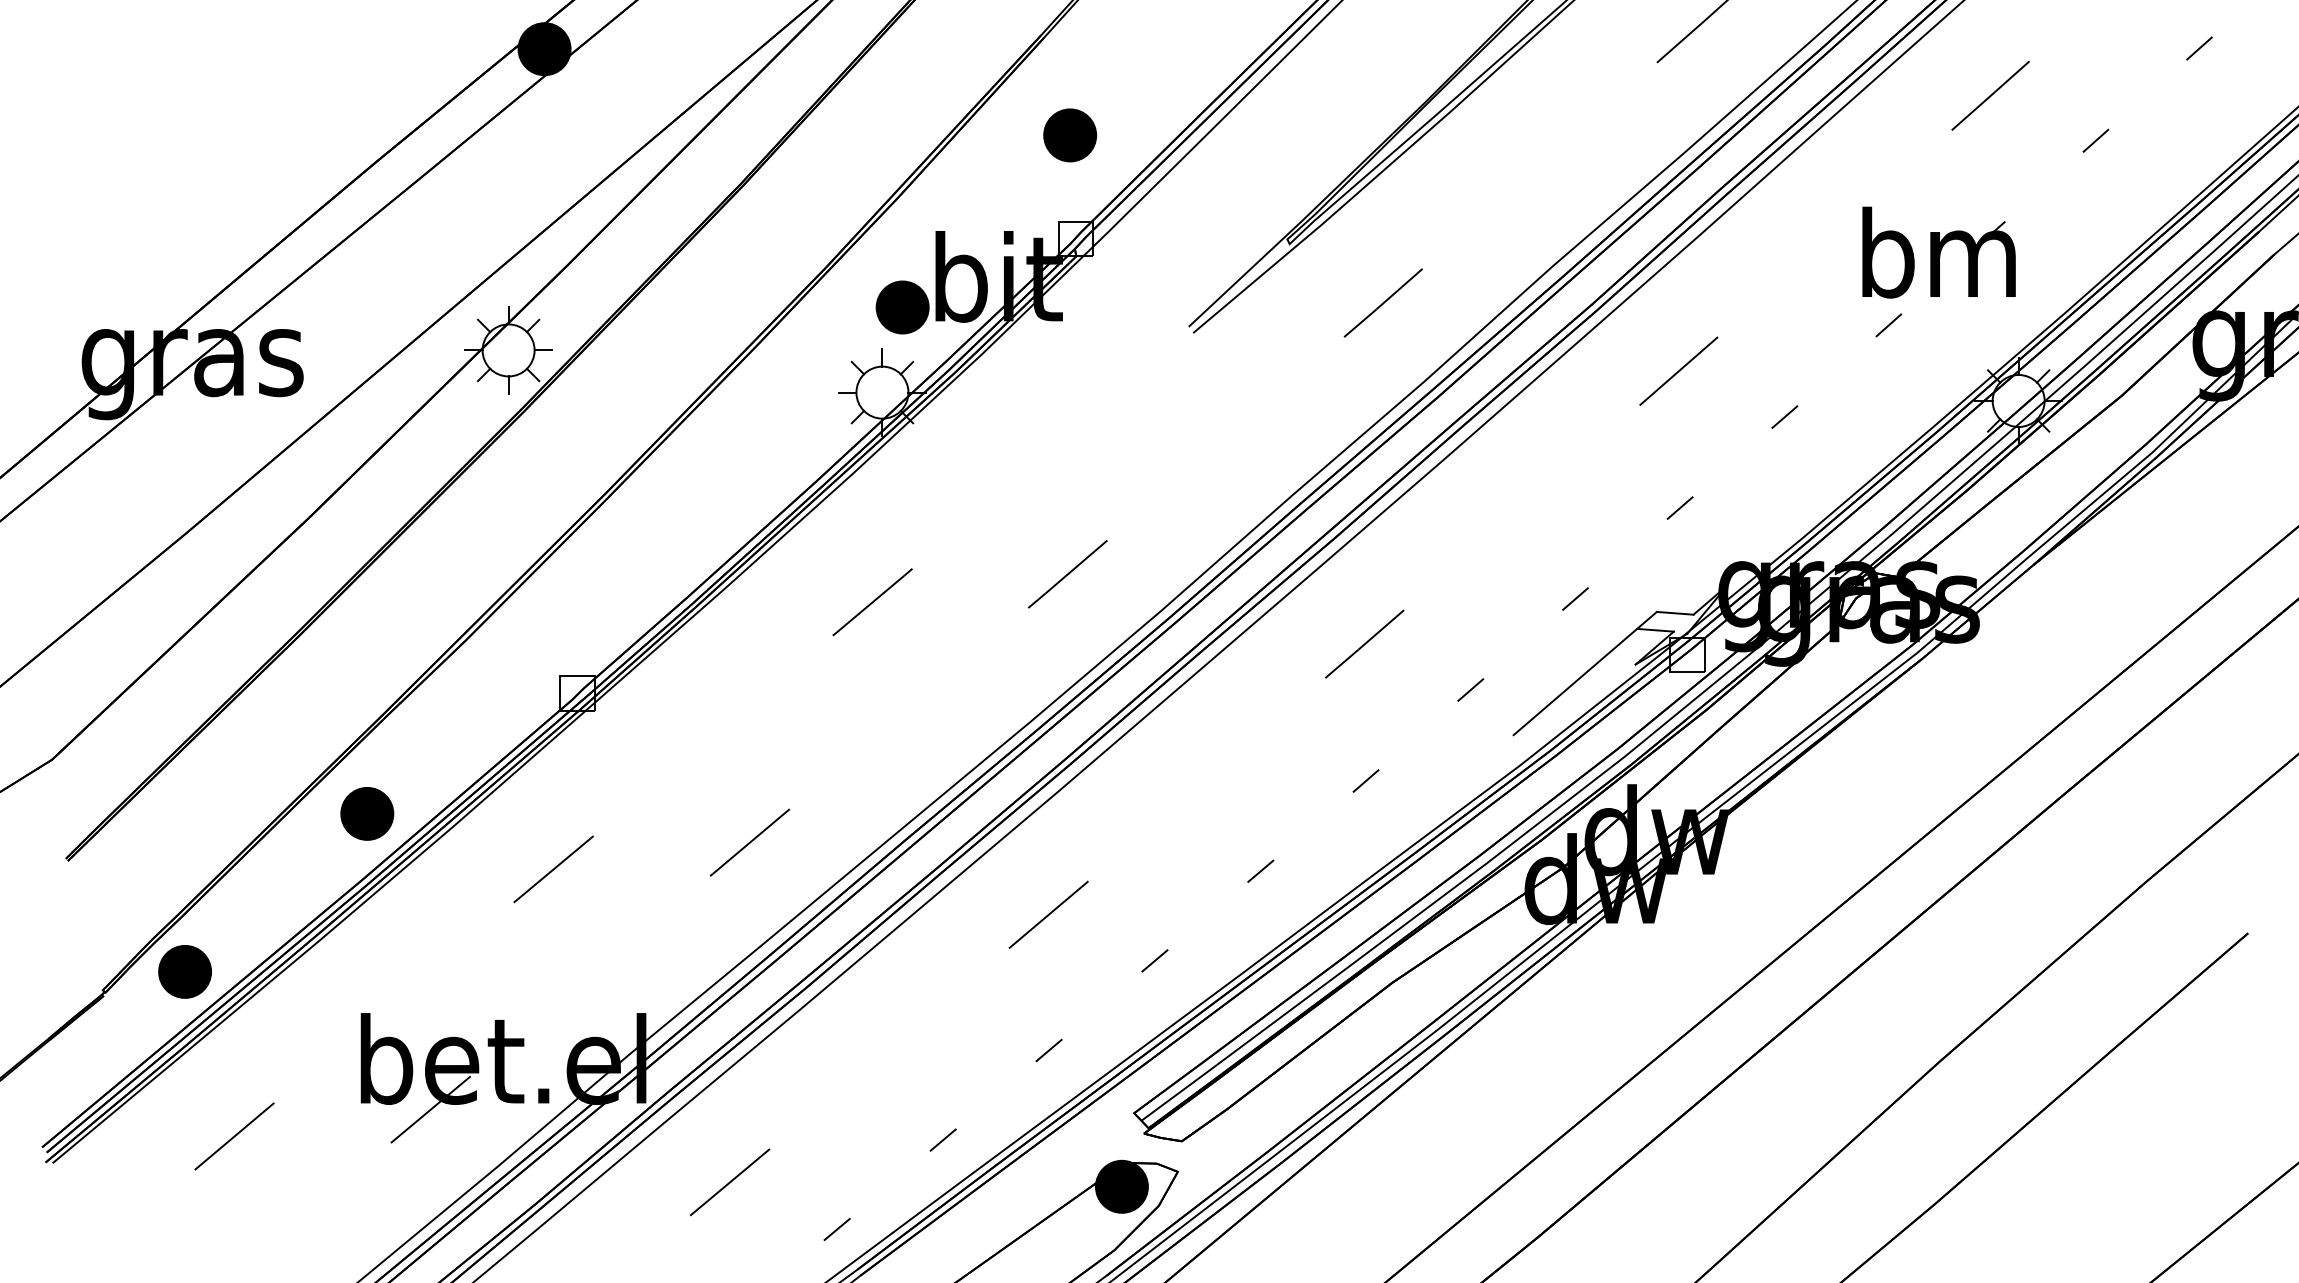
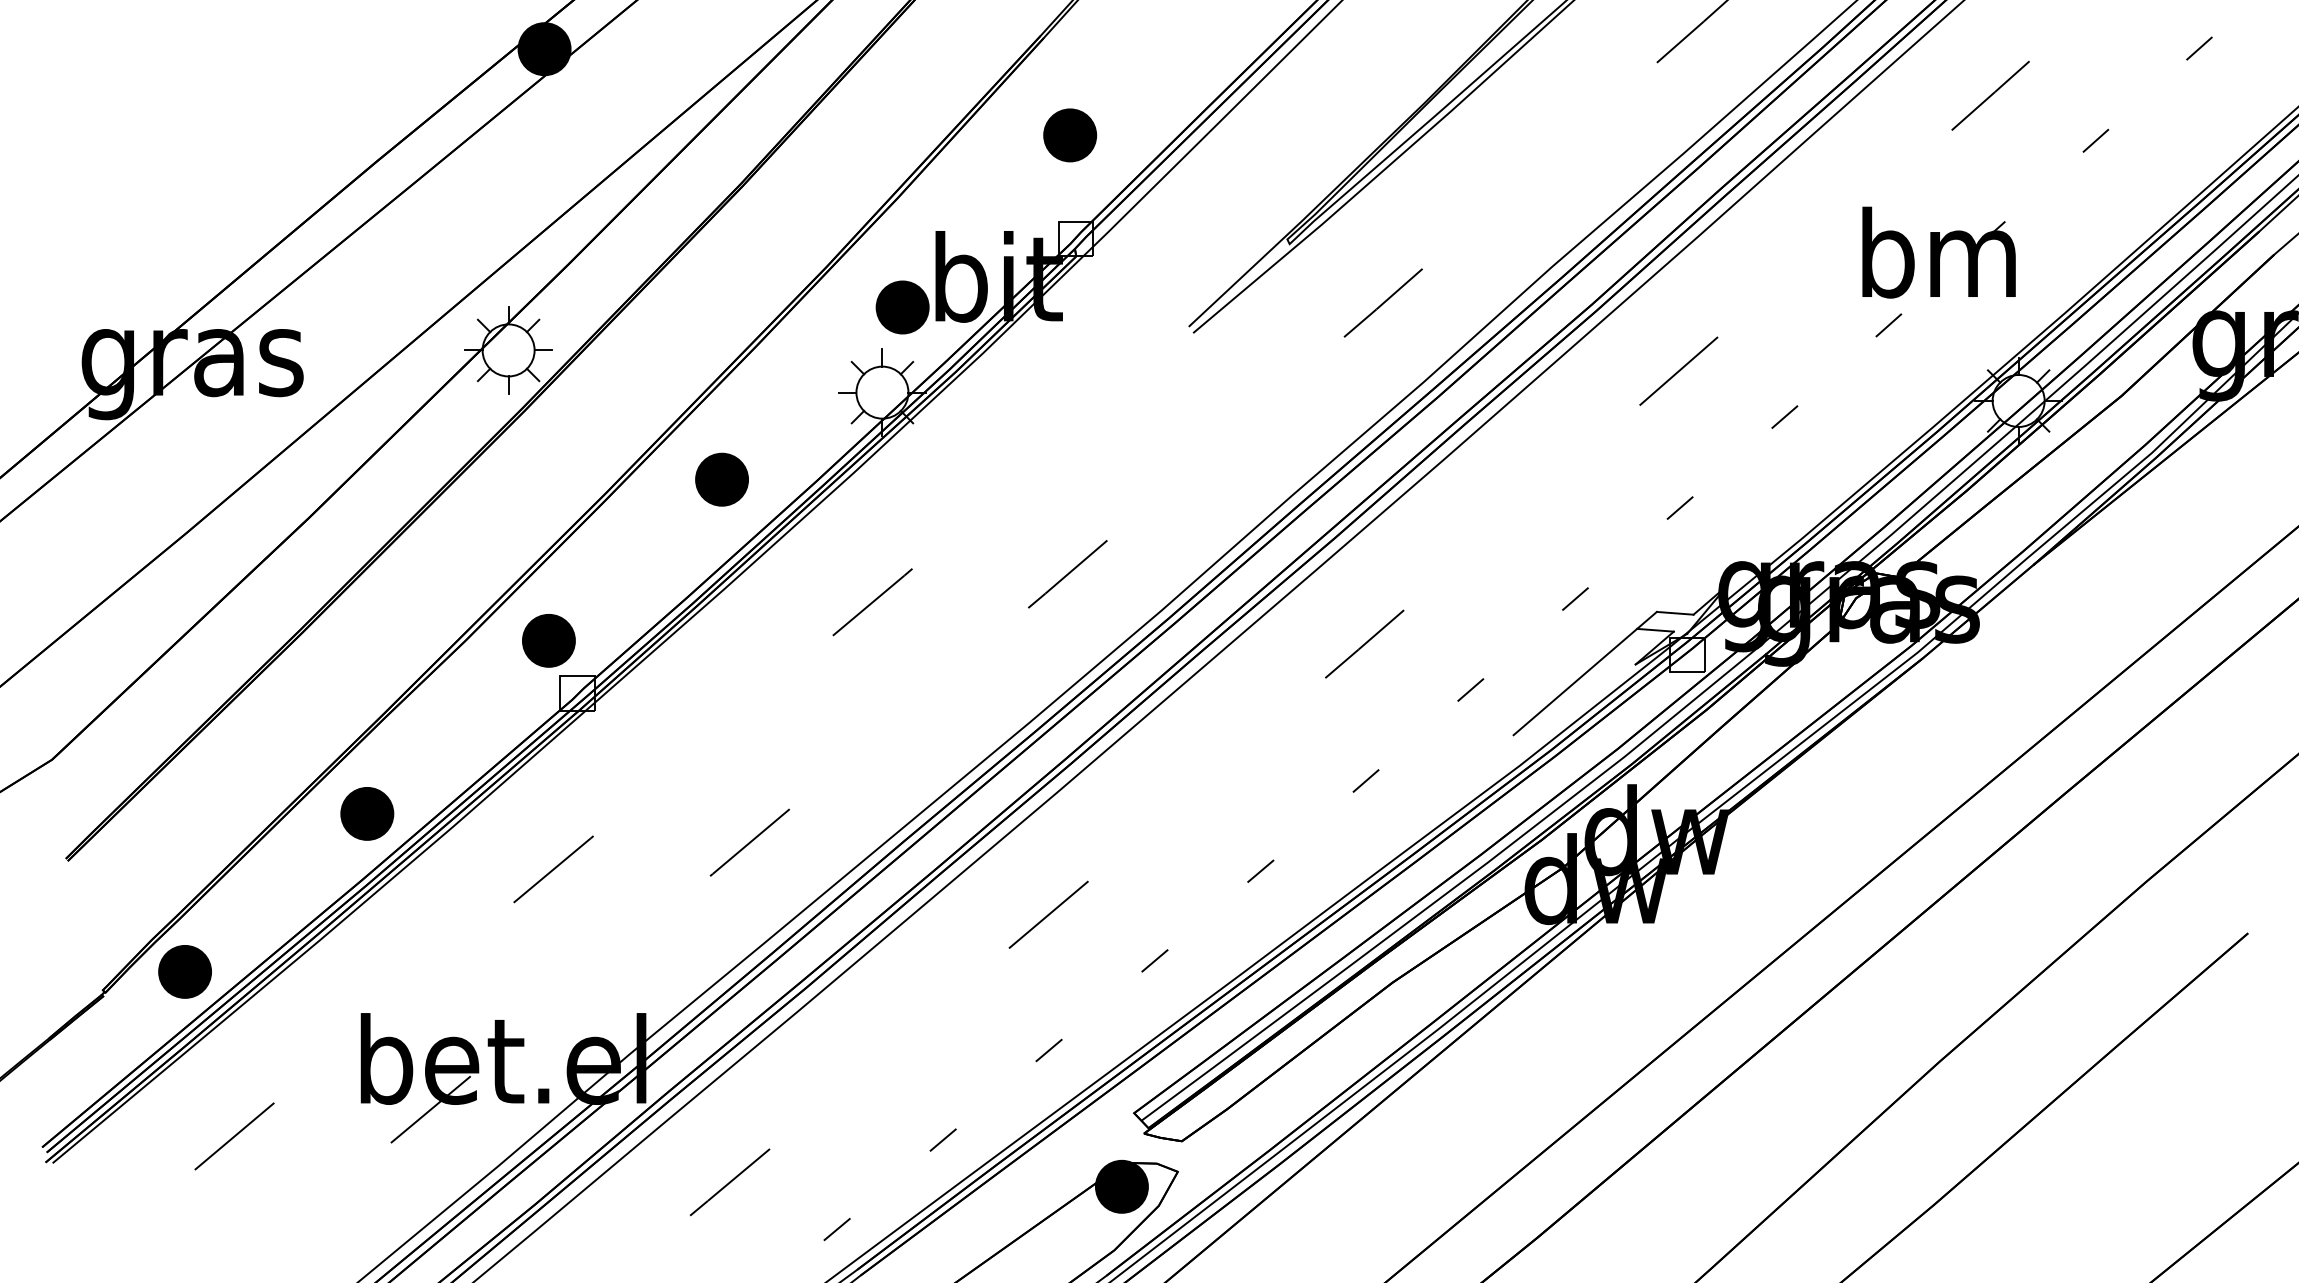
part: none -> present (721, 479)
part: none -> present (548, 640)
